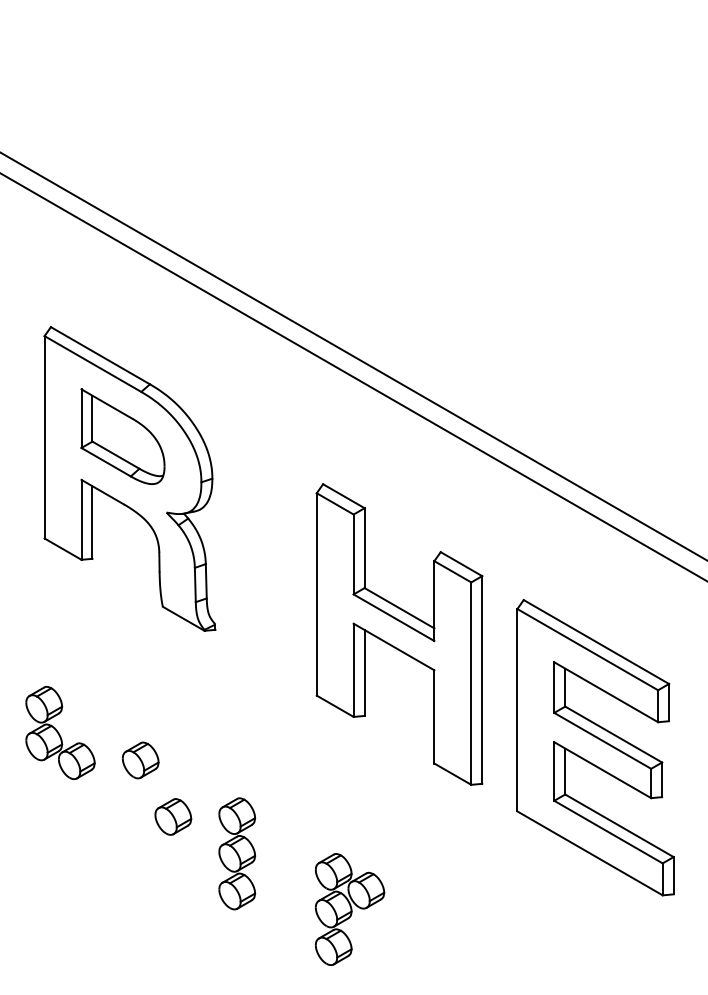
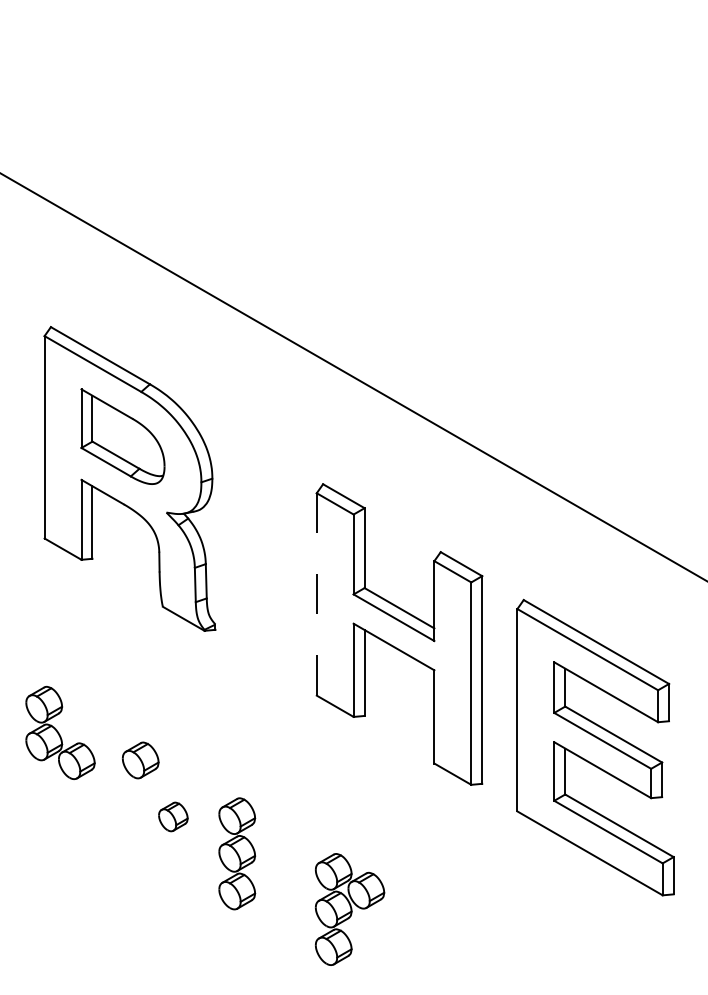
line: present -> none (353, 356)
line: solid -> dashed (316, 593)
part size: 39x38 px -> 31x32 px (173, 816)
